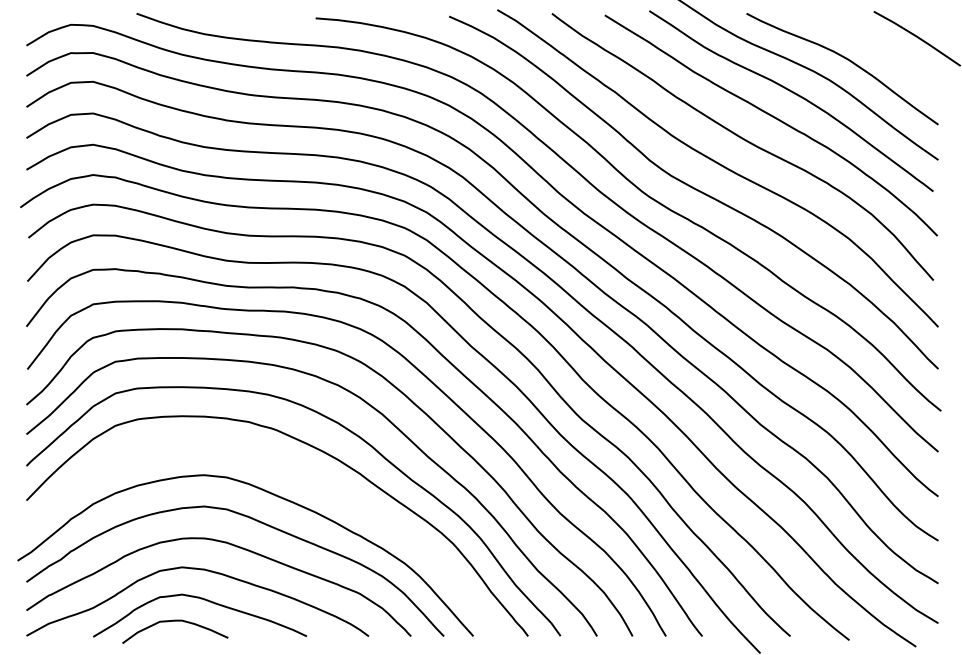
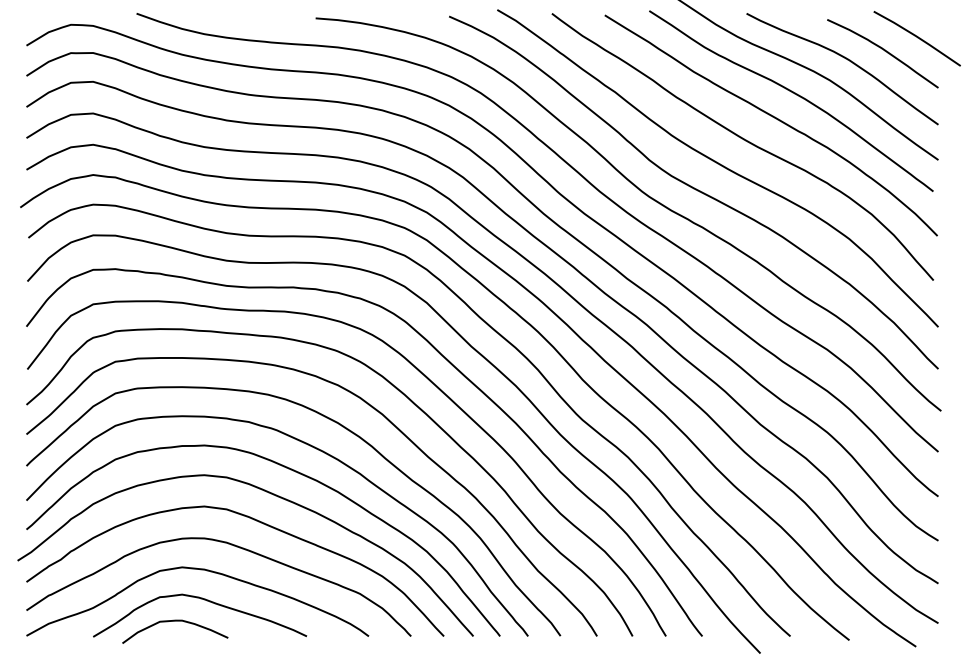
curve: none -> present (884, 51)
curve: none -> present (290, 470)
